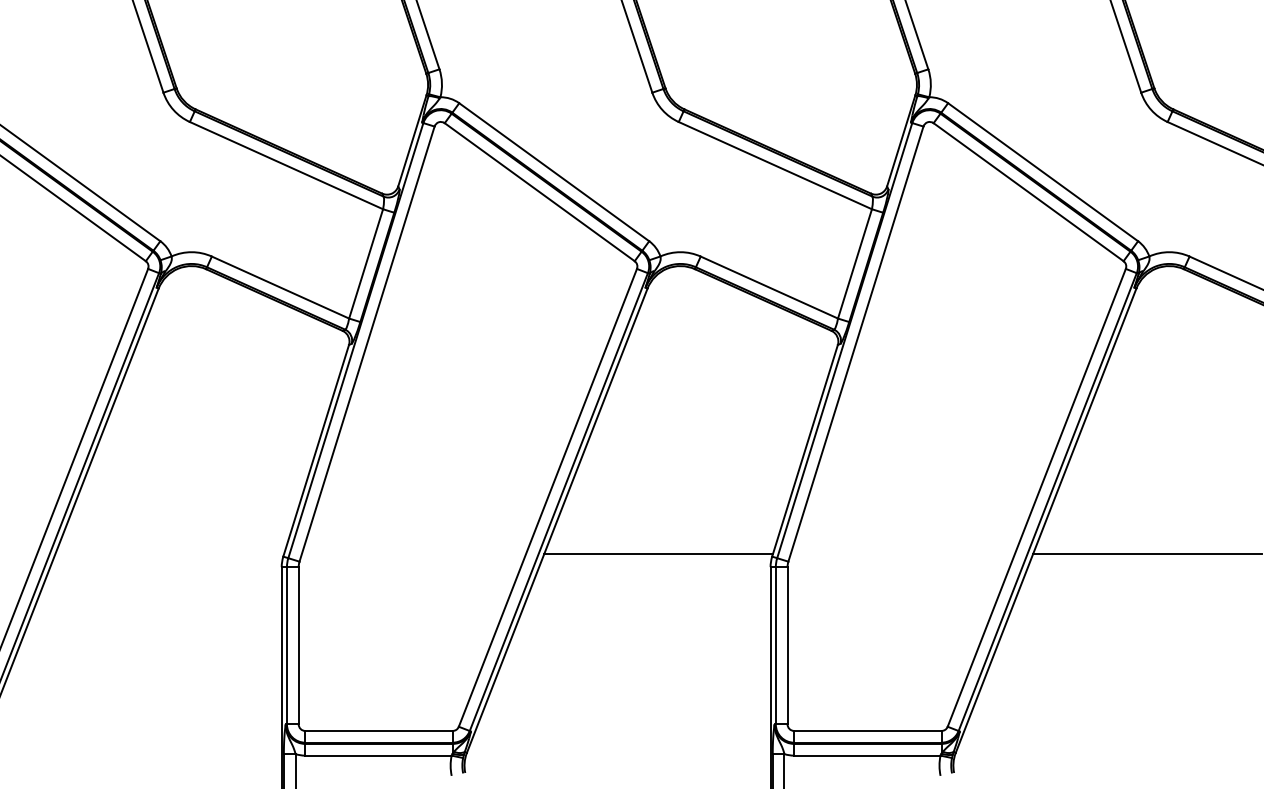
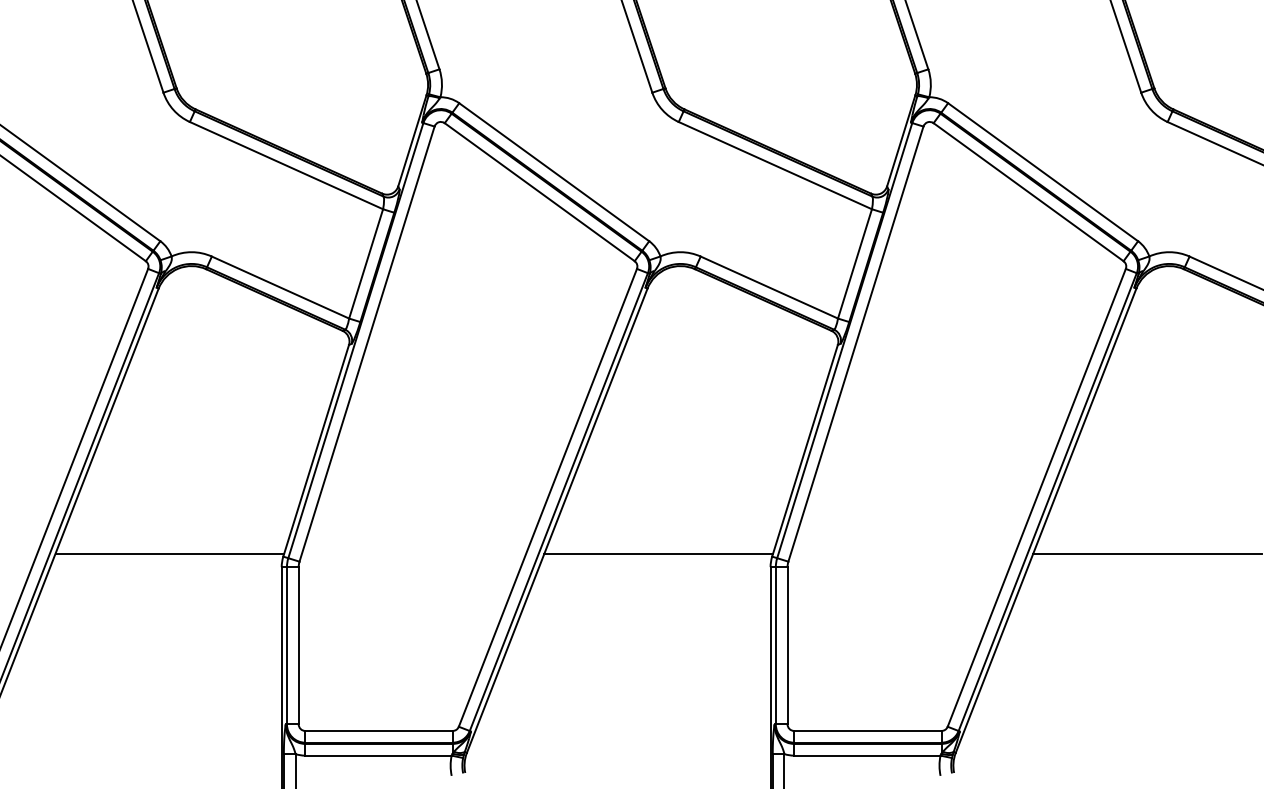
line: none -> present (169, 553)
